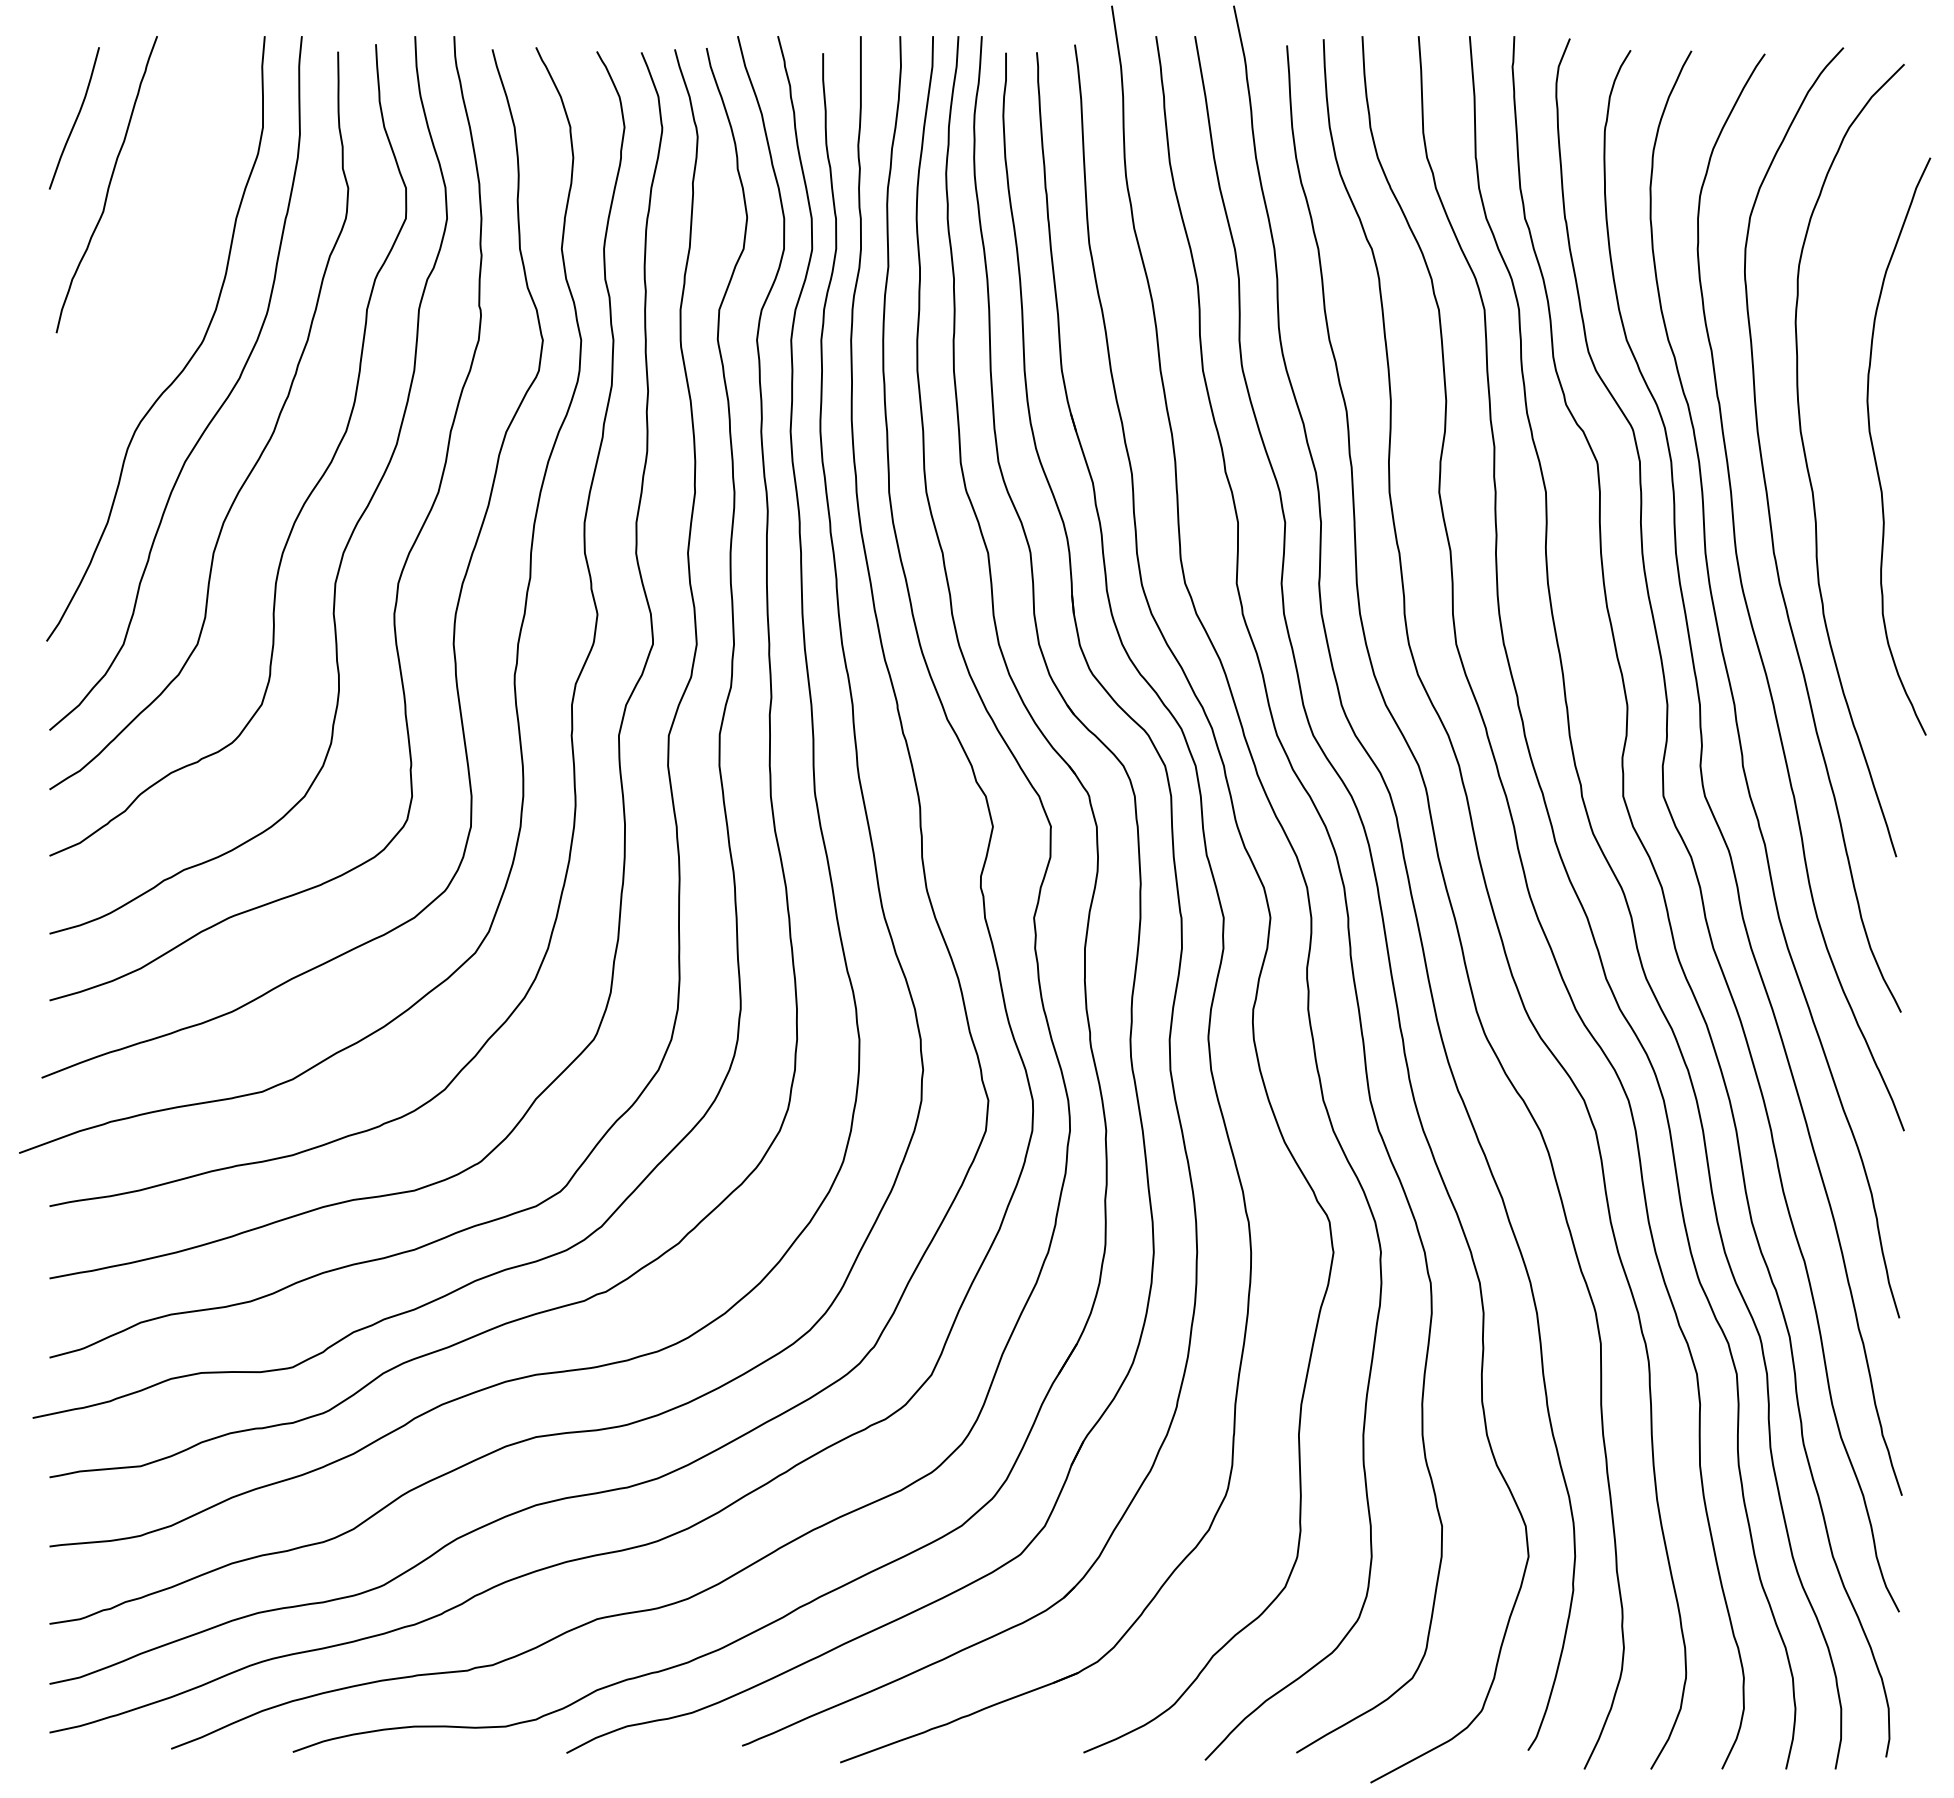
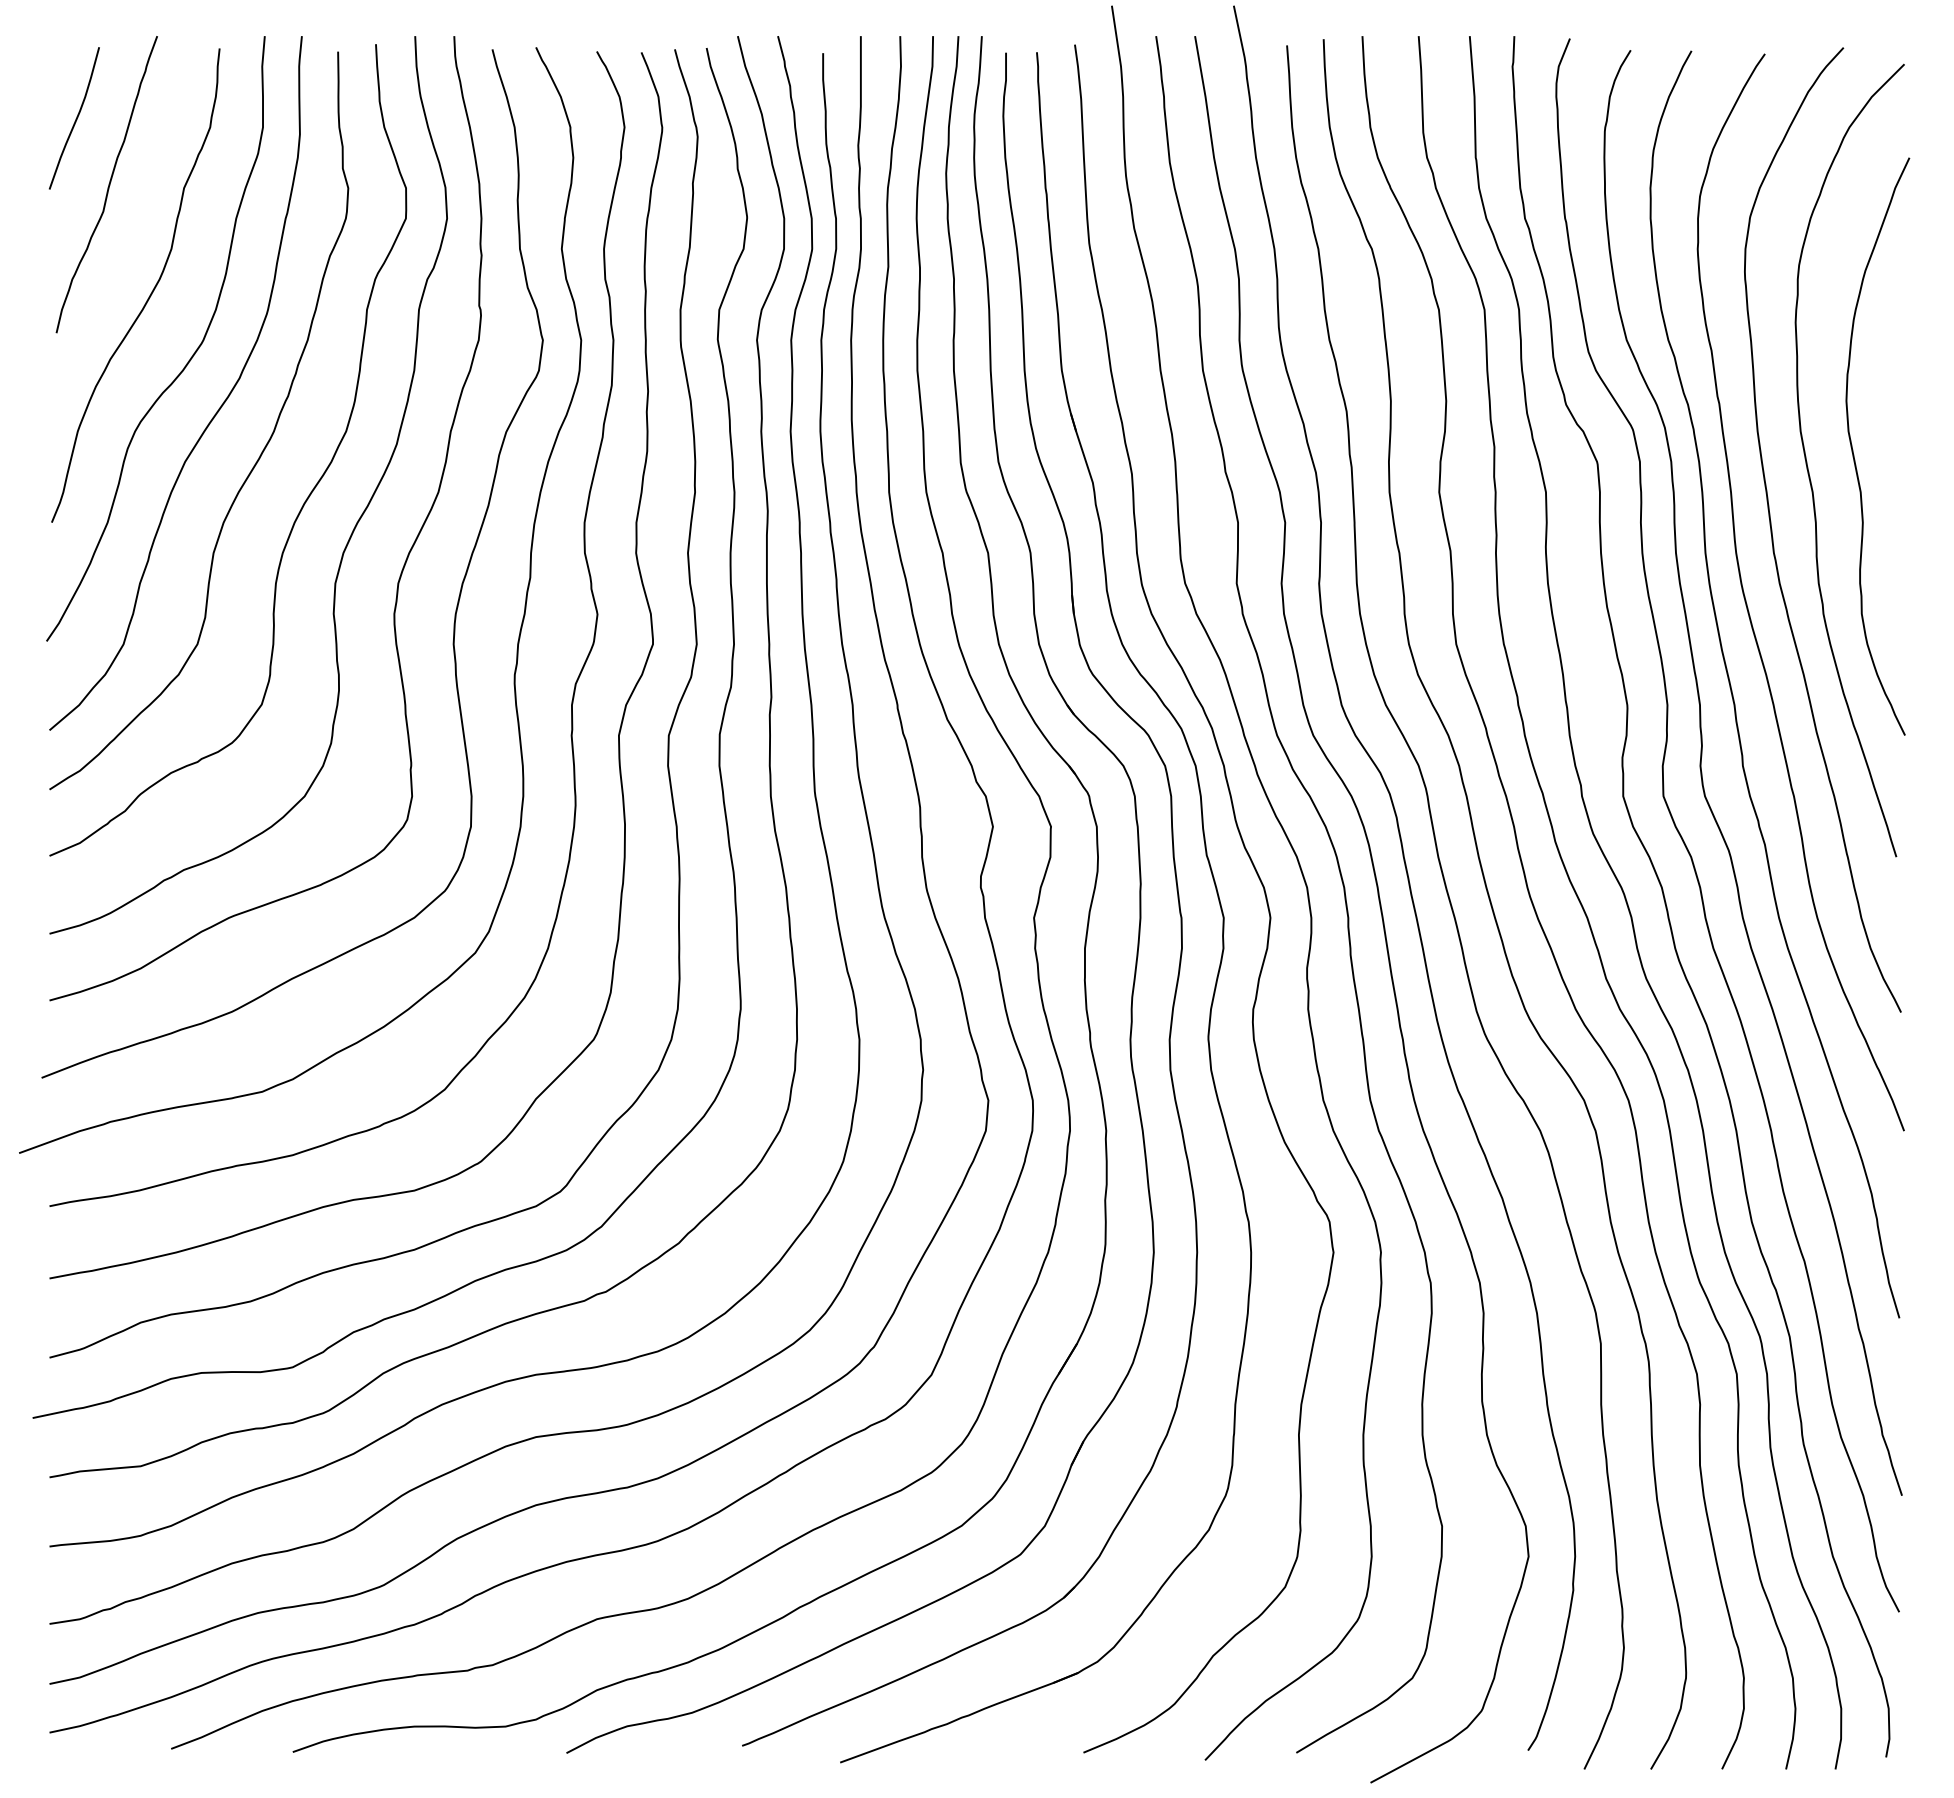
curve: none -> present (150, 293)
curve position: (1874, 449) -> (1853, 449) (1853, 449)
